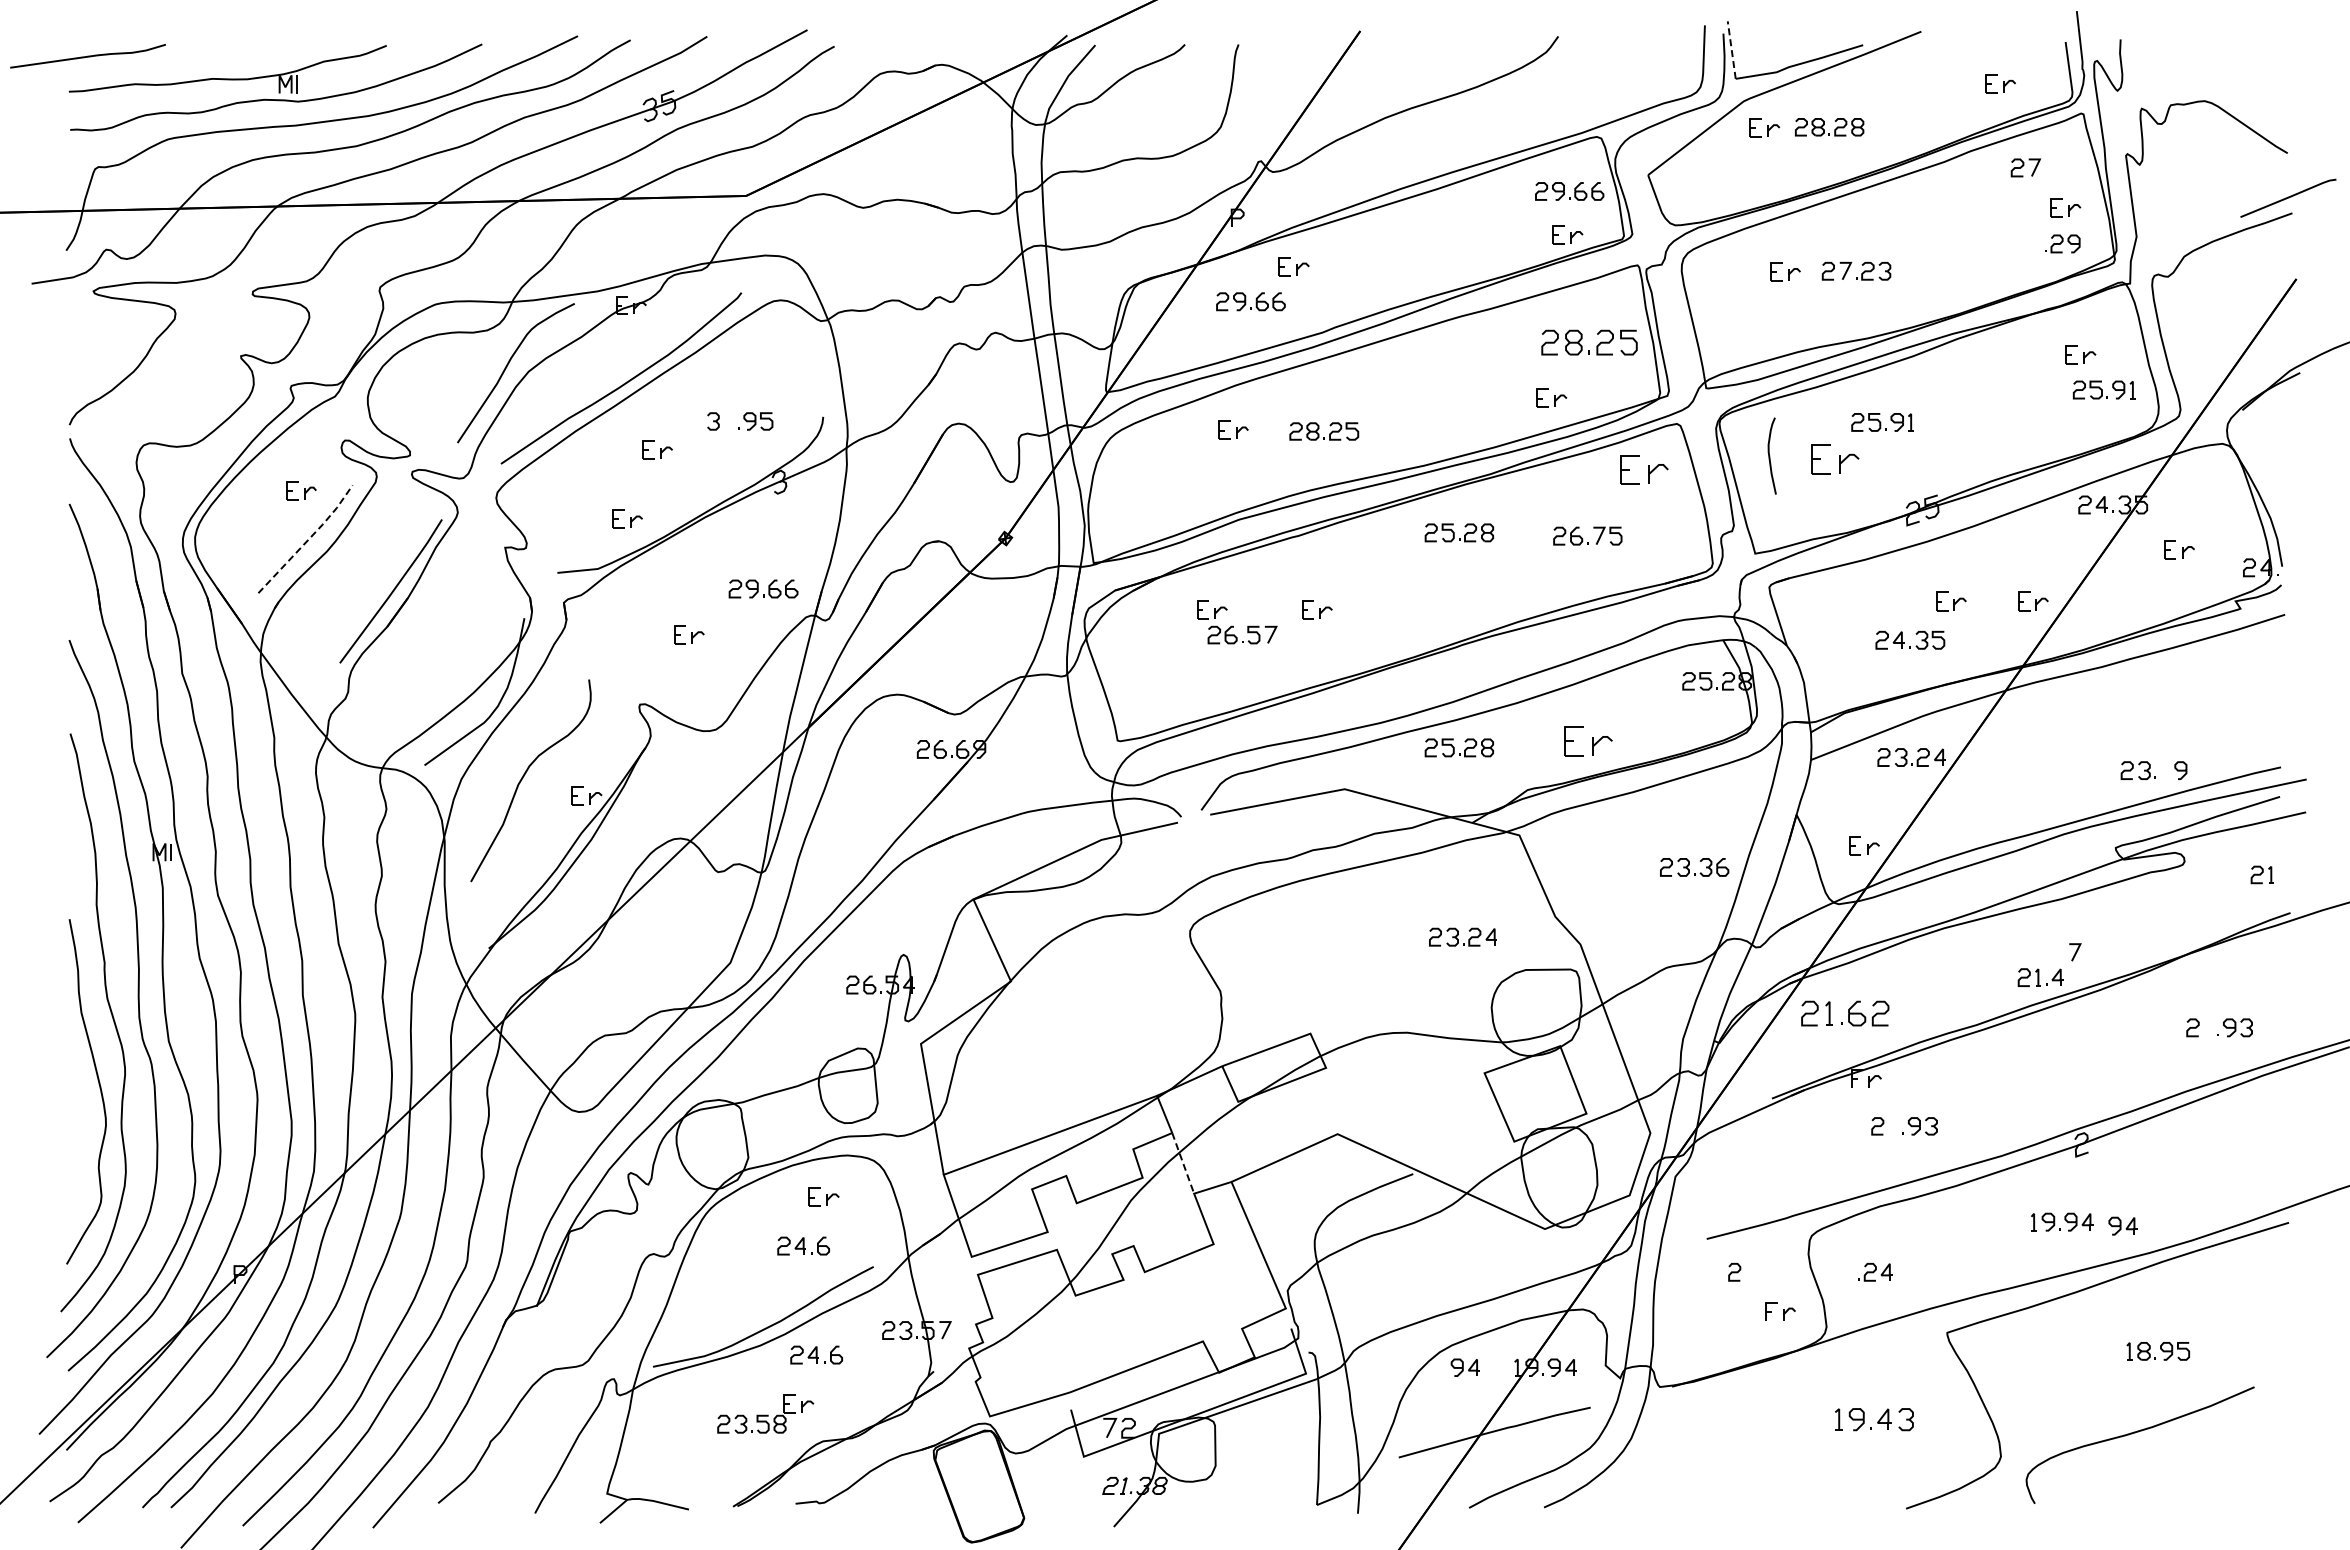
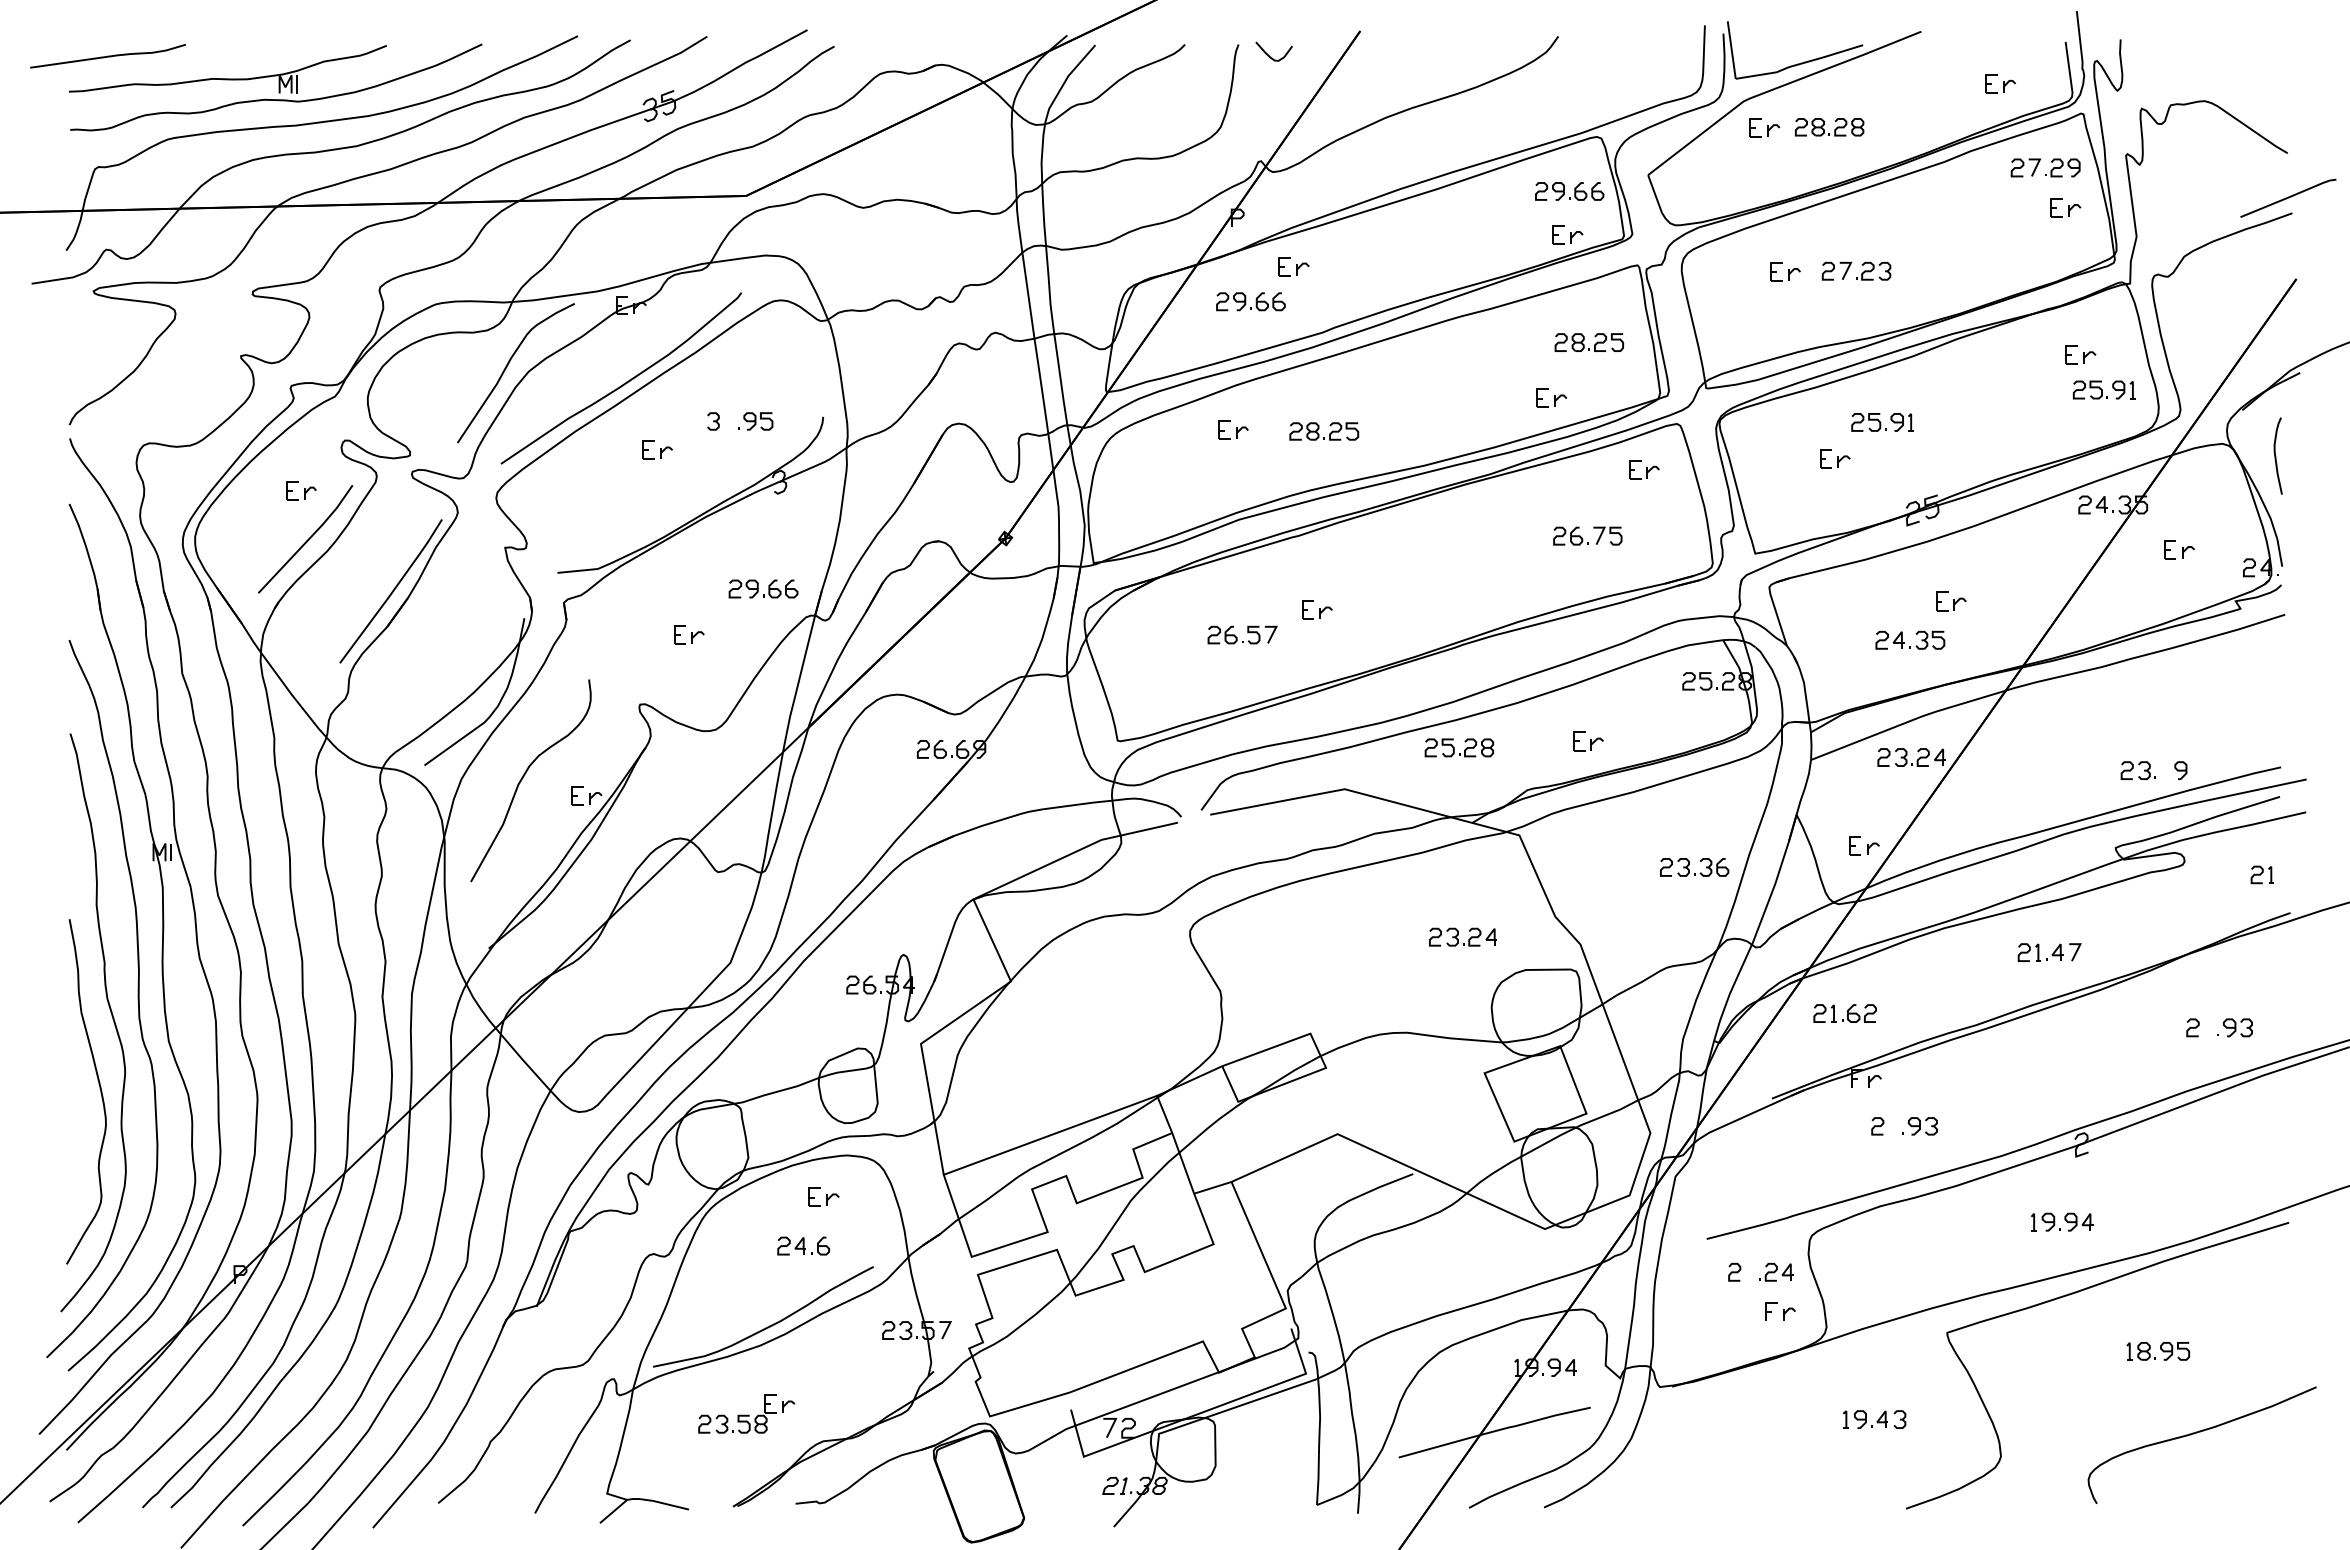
line: dashed -> solid (1731, 49)
curve: none -> present (1269, 55)
curve position: (87, 56) -> (107, 56) (107, 56)
part position: (2062, 243) -> (2062, 167) (2062, 167)
part size: 97x27 px -> 70x19 px (1588, 342)
curve position: (1770, 455) -> (2276, 455) (2276, 455)
part size: 49x31 px -> 31x20 px (1835, 458)
part size: 49x30 px -> 31x20 px (1644, 469)
part: present -> none (627, 518)
part: present -> none (1458, 532)
line: dashed -> solid (308, 539)
part: present -> none (2033, 601)
part: present -> none (1212, 609)
part size: 49x31 px -> 31x21 px (1588, 741)
part position: (2040, 977) -> (2040, 952) (2040, 952)
part size: 89x27 px -> 64x19 px (1844, 1013)
line: dashed -> solid (1182, 1162)
part: present -> none (2122, 1225)
part position: (1875, 1272) -> (1776, 1272) (1776, 1272)
part: present -> none (816, 1354)
part: present -> none (1464, 1367)
part position: (765, 1413) -> (746, 1413) (746, 1413)
part size: 79x24 px -> 64x19 px (1874, 1419)
curve position: (2135, 1433) -> (2197, 1433) (2197, 1433)
